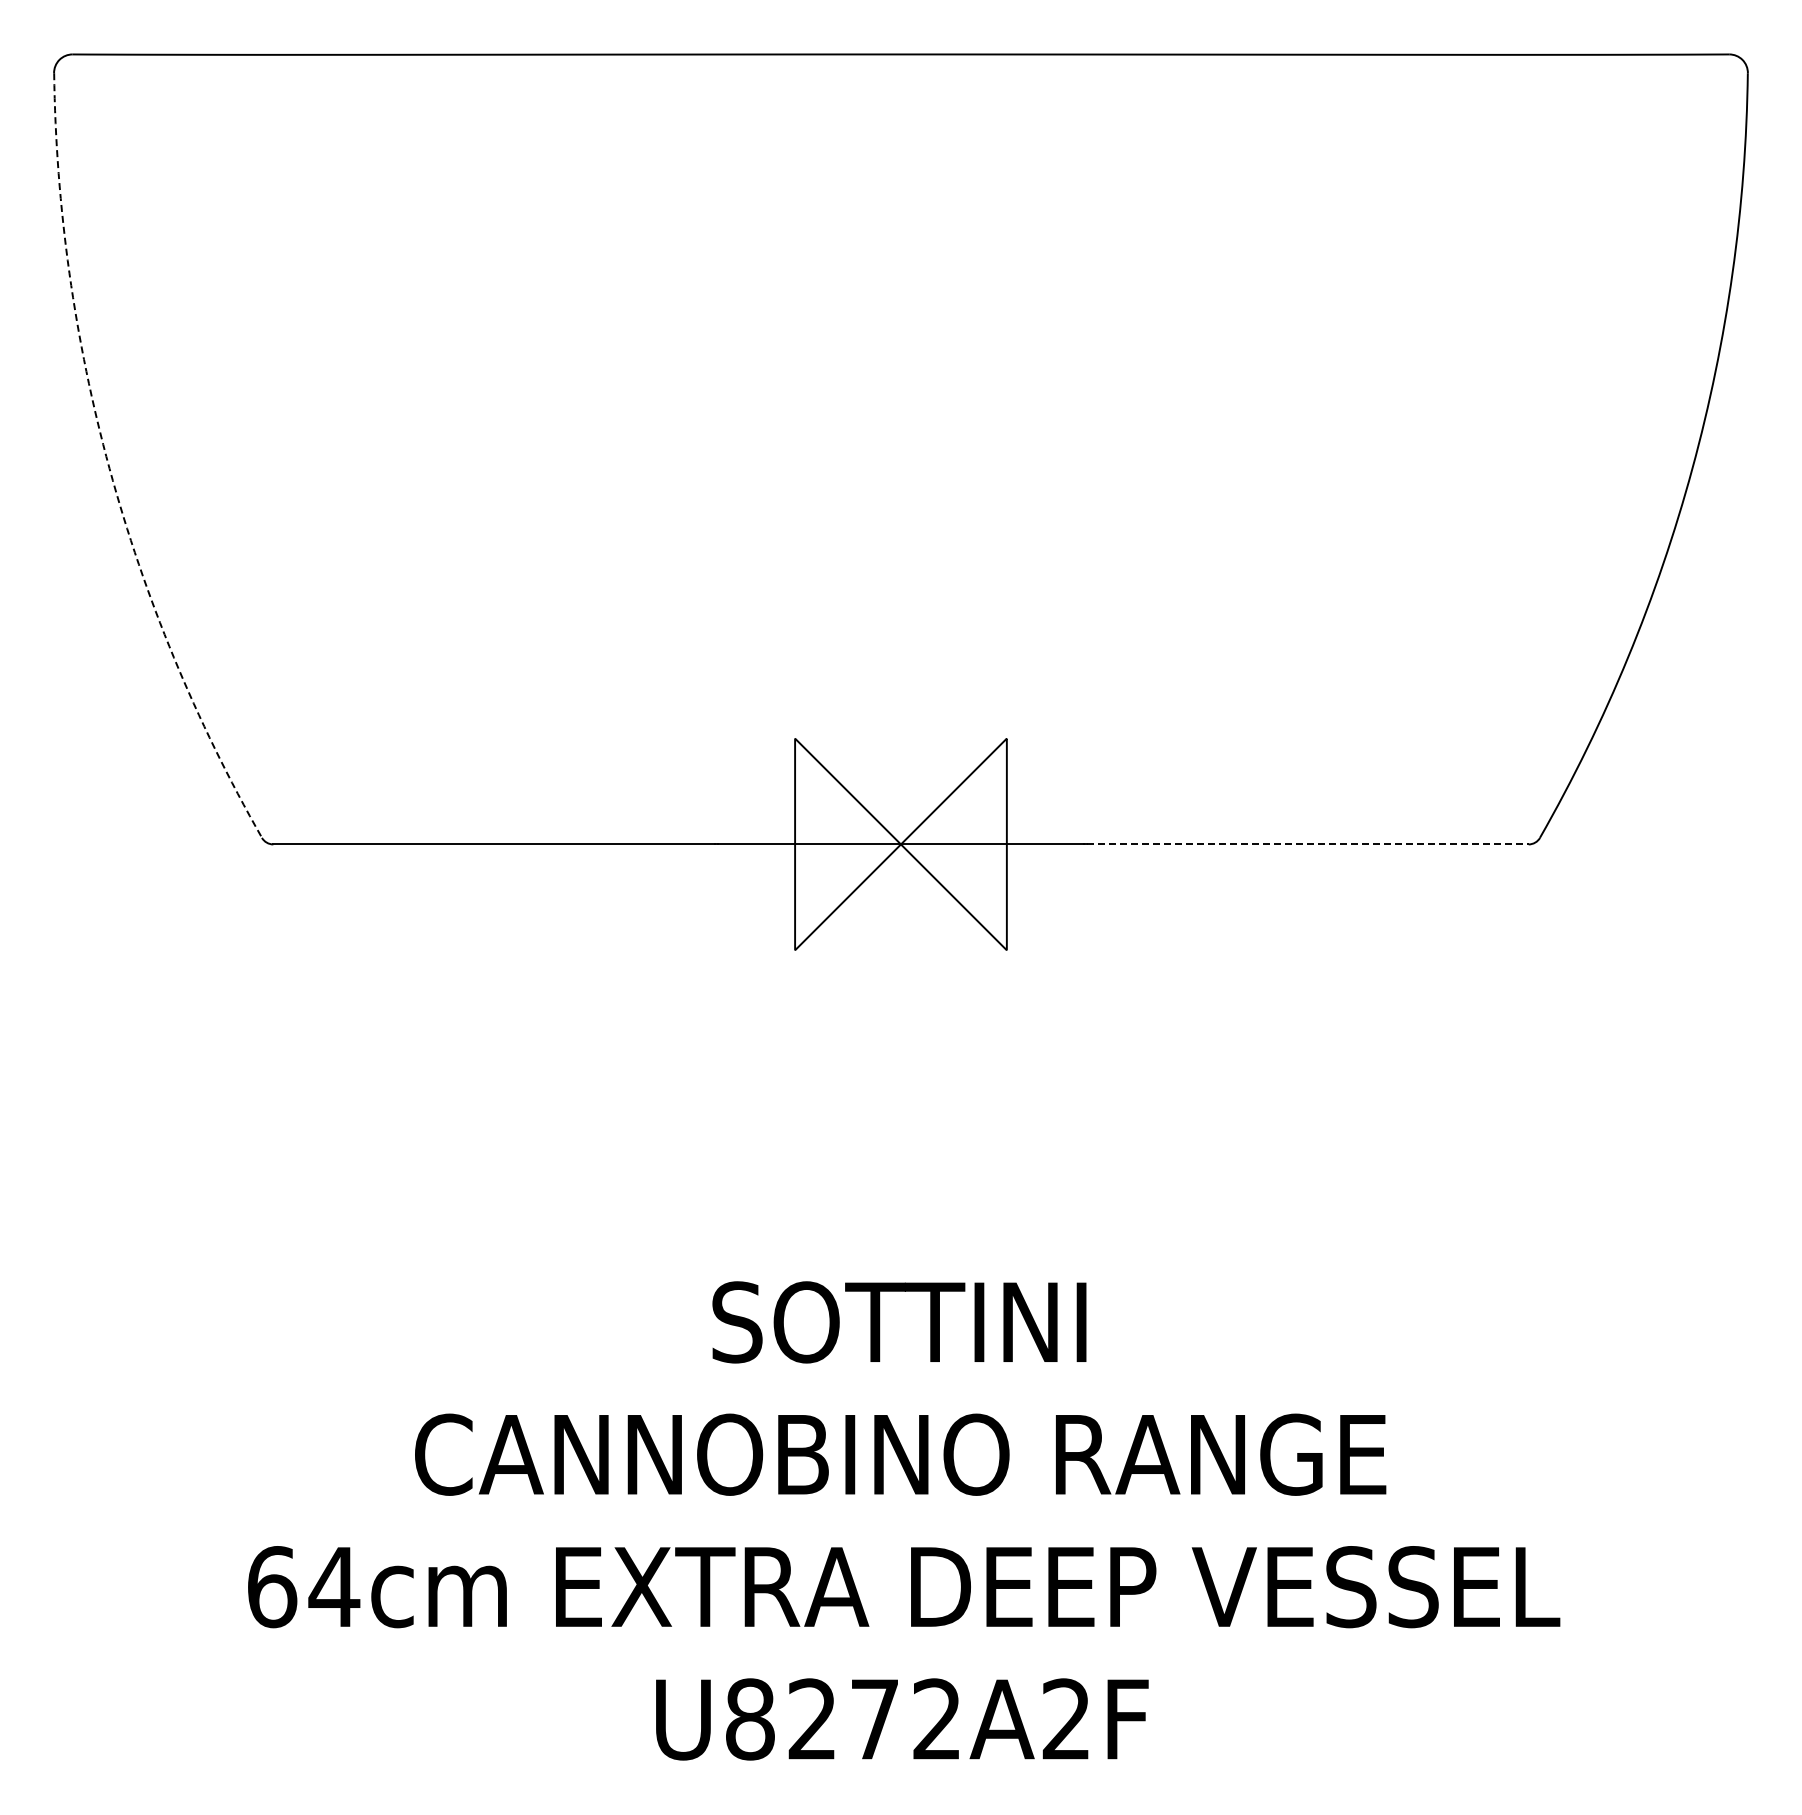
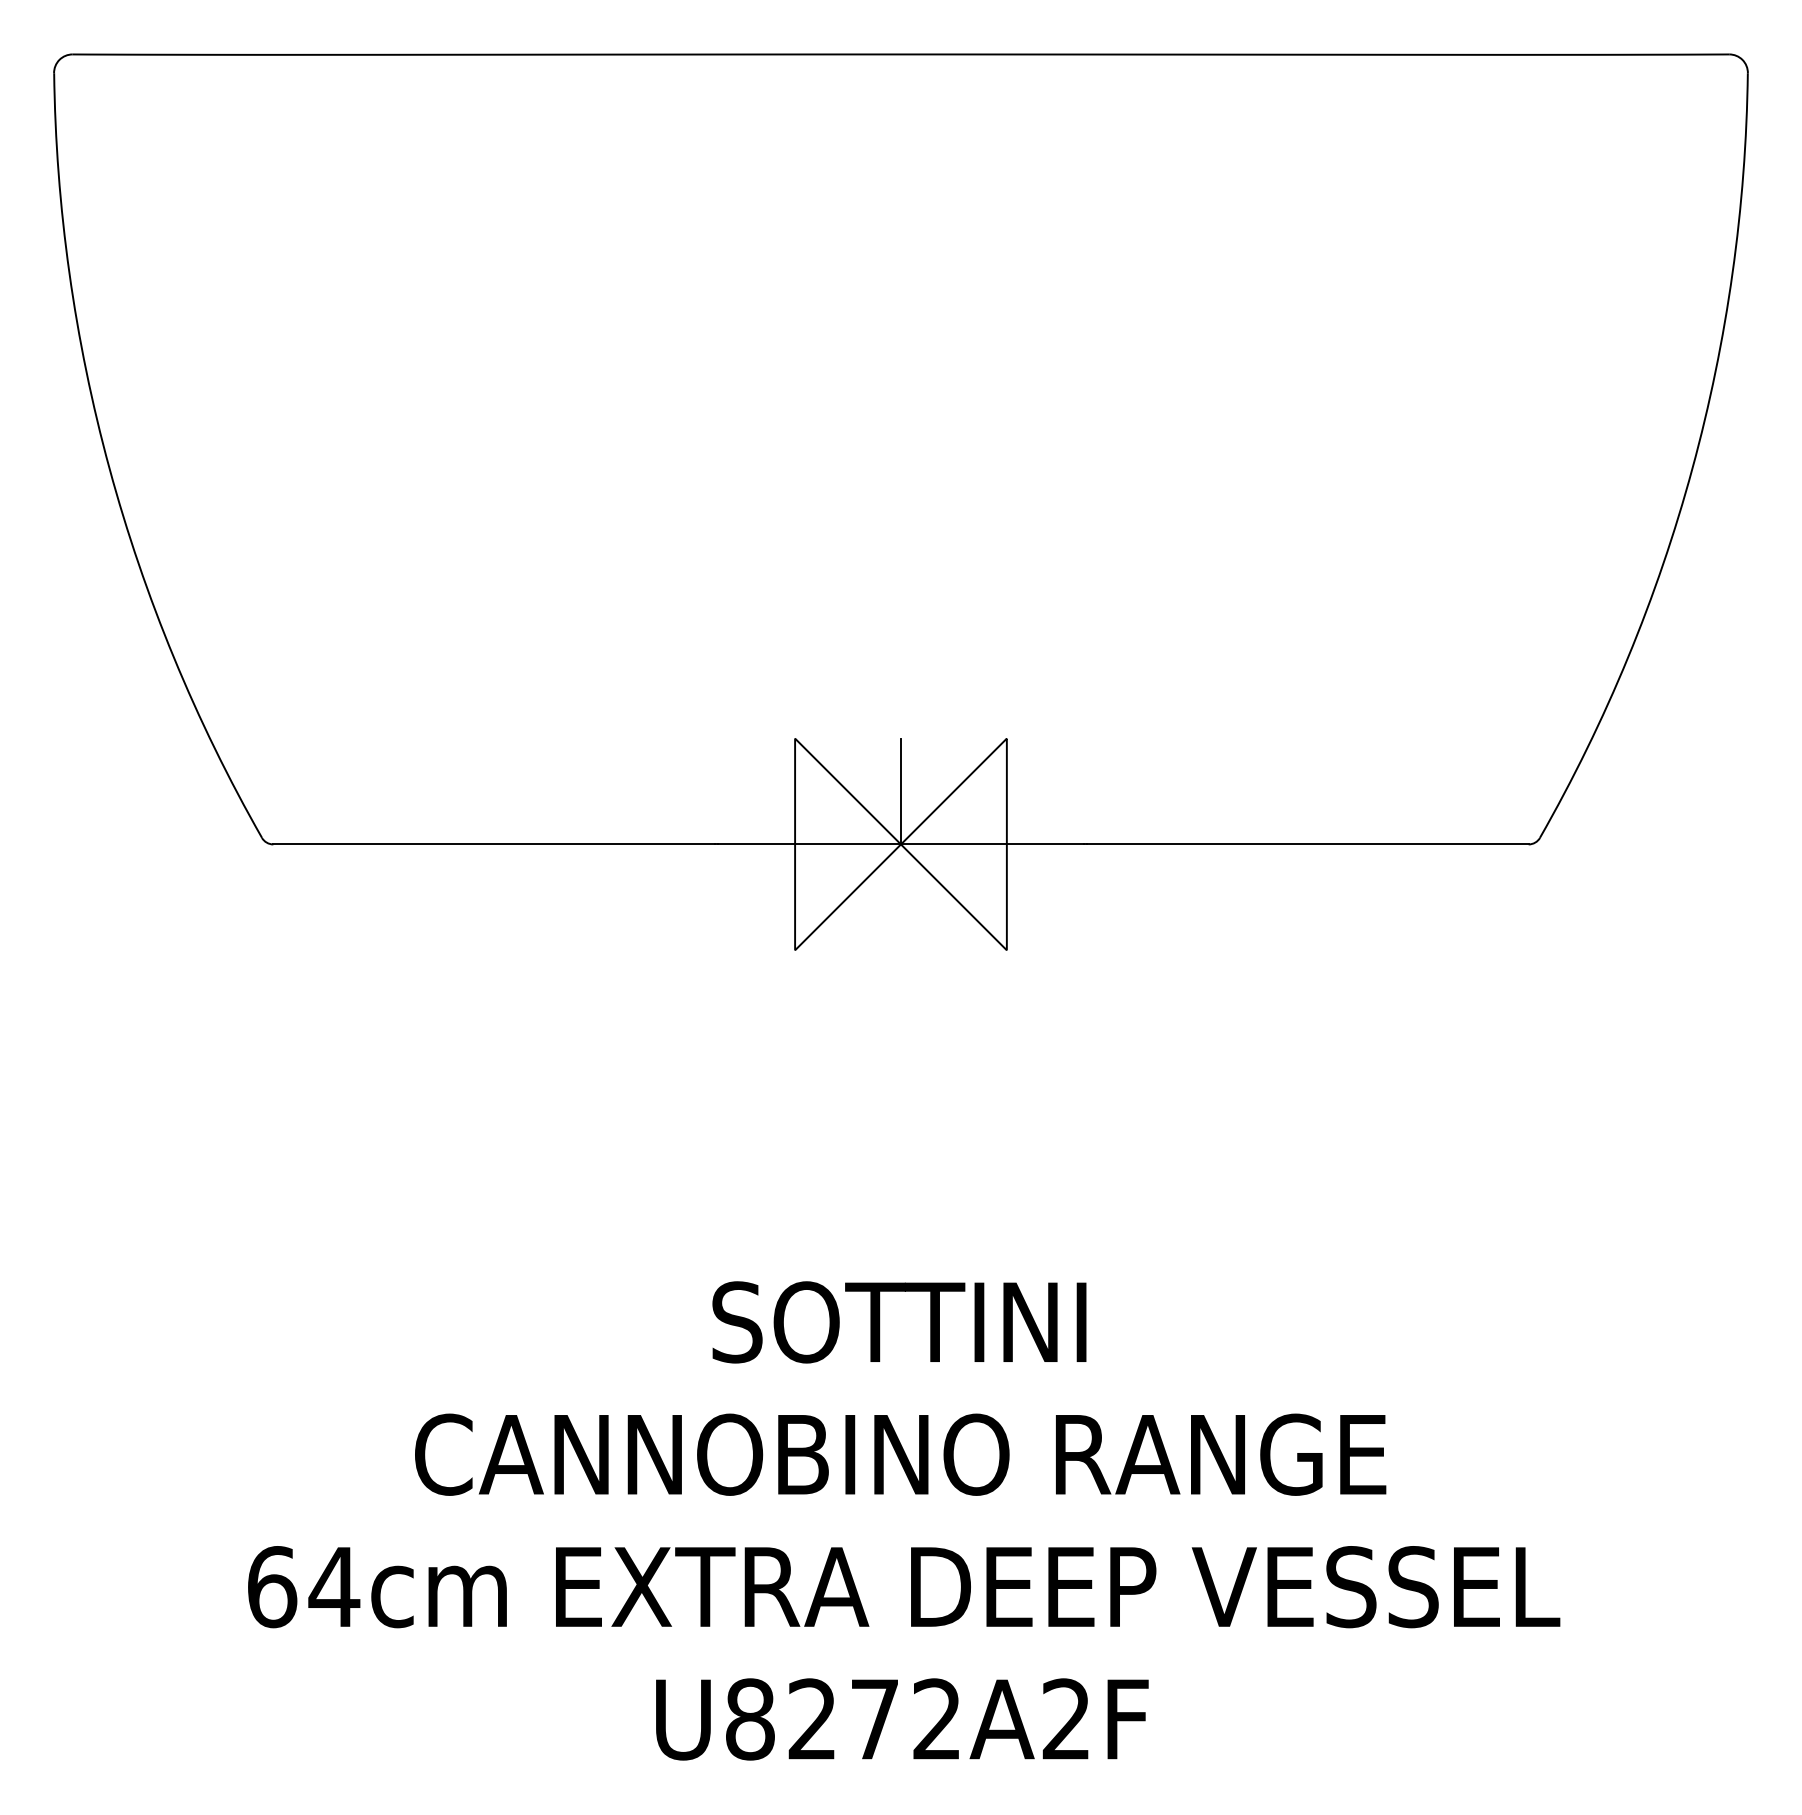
arc: dashed -> solid (109, 468)
line: none -> present (900, 791)
line: dashed -> solid (1307, 844)
